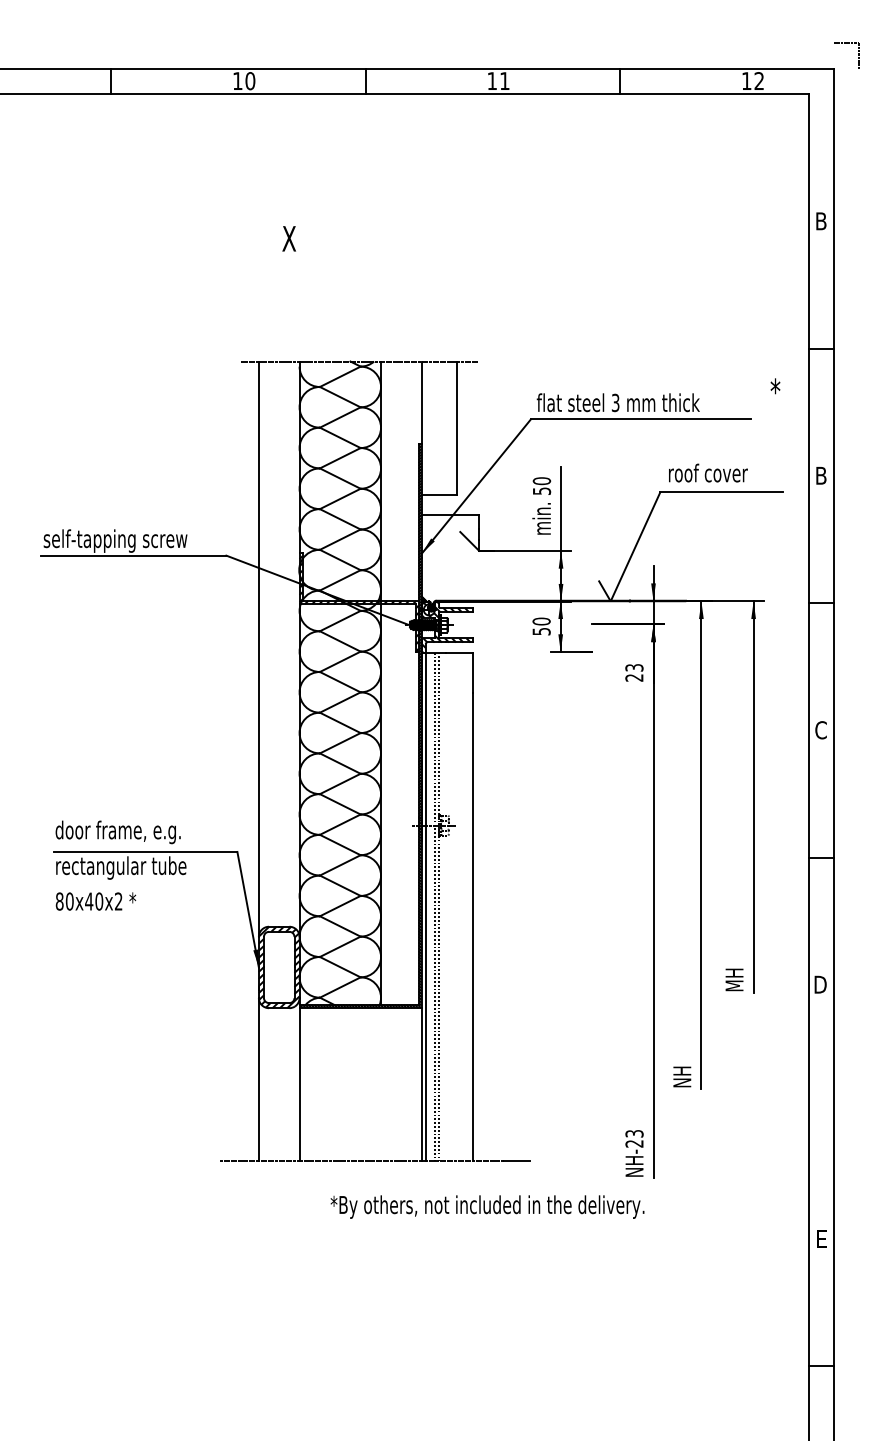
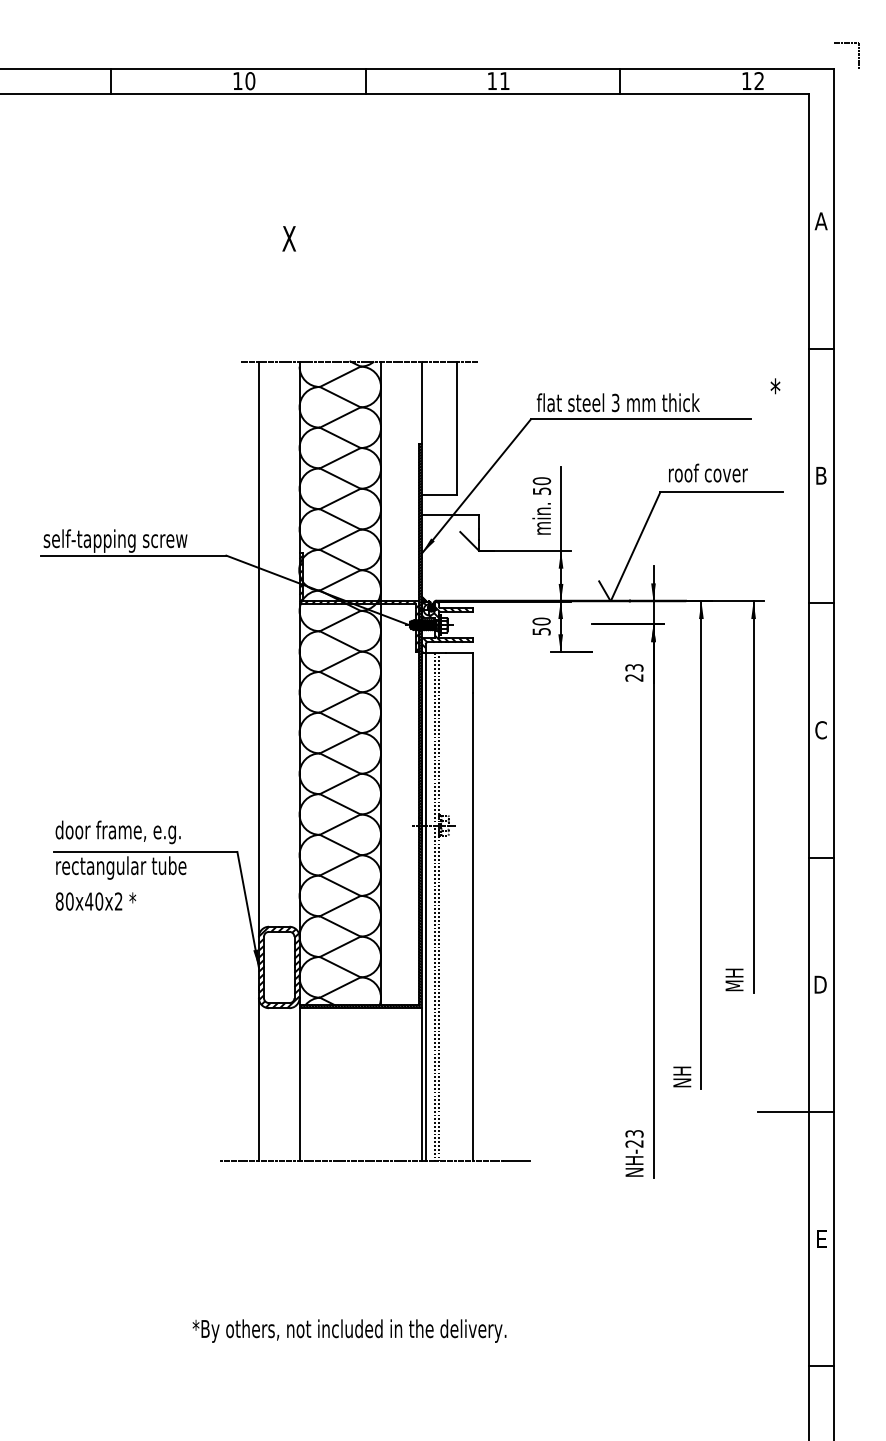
text: B -> A (820, 221)
line: none -> present (795, 1111)
text position: (487, 1206) -> (349, 1330) (349, 1330)
